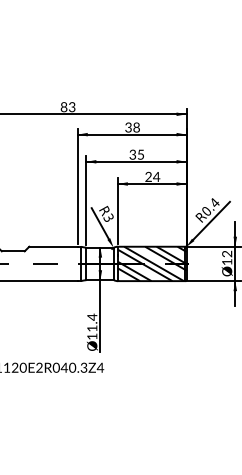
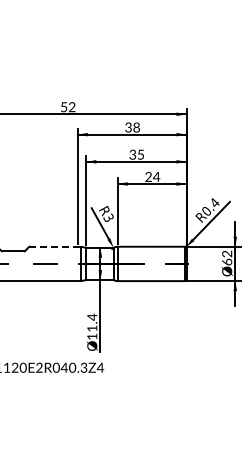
text: 83 -> 52 (67, 107)
line: solid -> dashed (54, 246)
text: 12 -> 62 (227, 261)
hatch: present -> none (151, 263)
